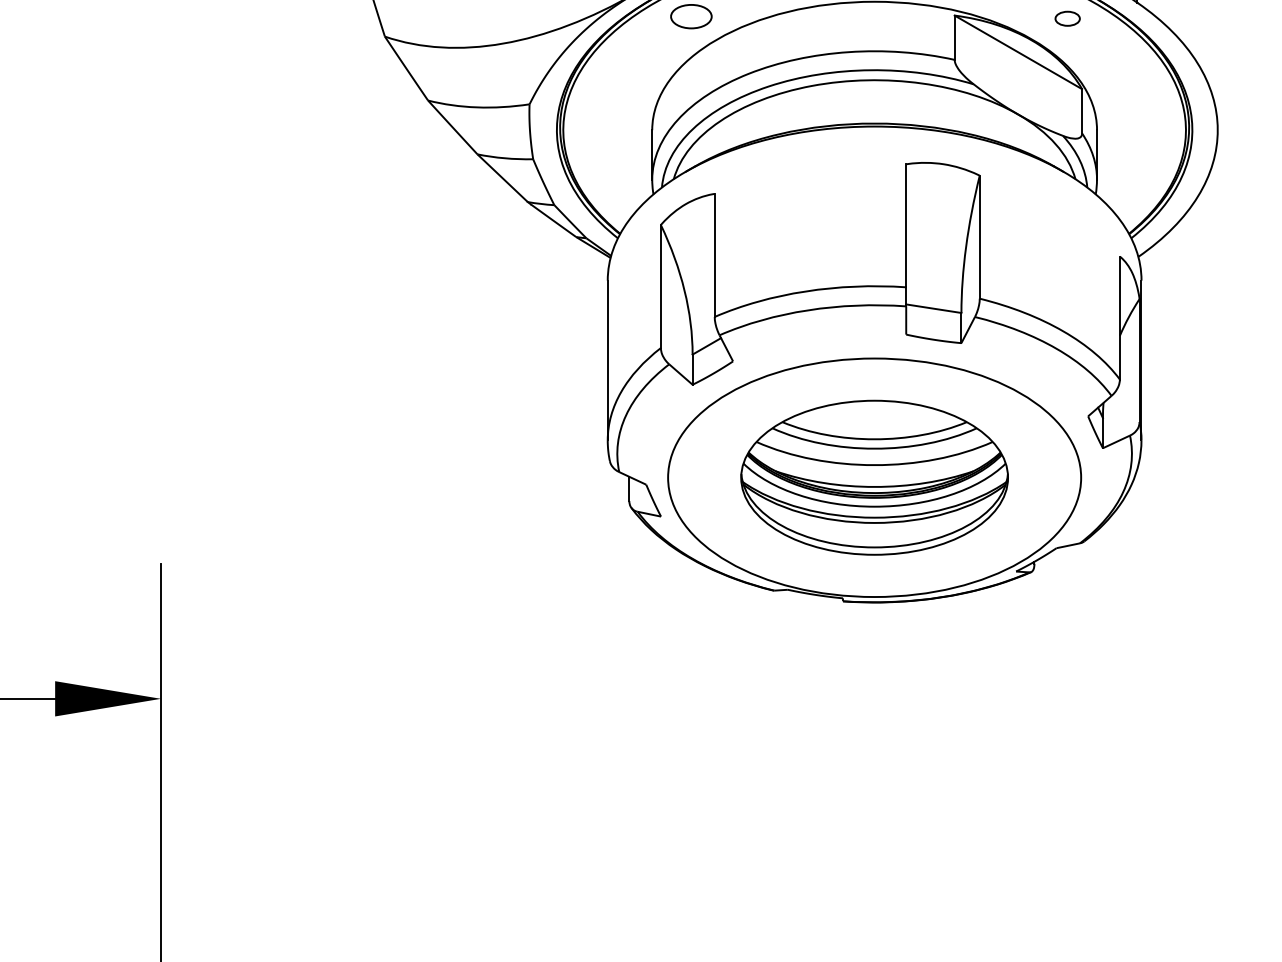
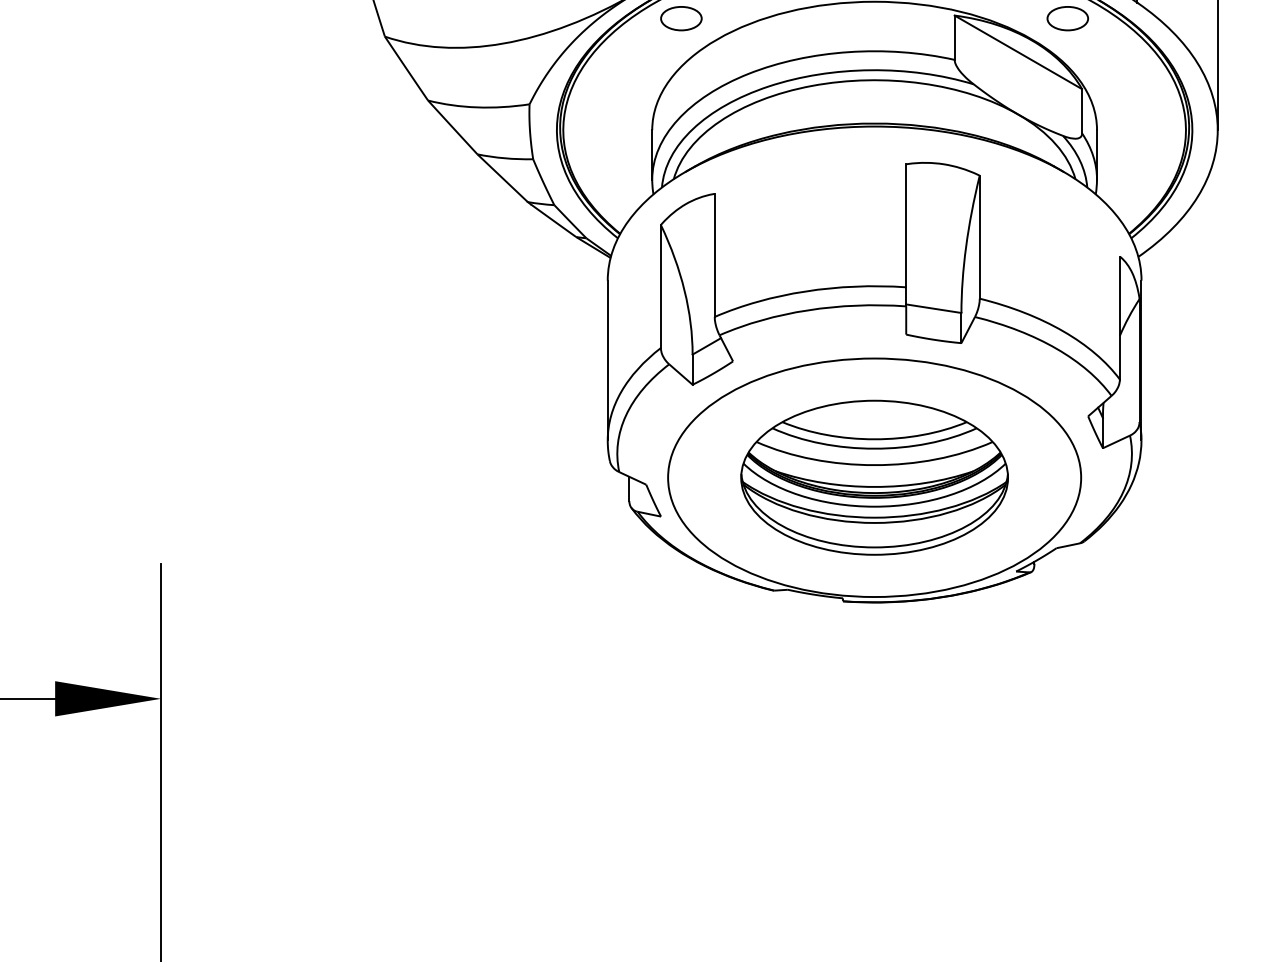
part position: (691, 16) -> (681, 18) (681, 18)
part size: 27x17 px -> 43x26 px (1067, 18)
line: none -> present (1217, 66)
